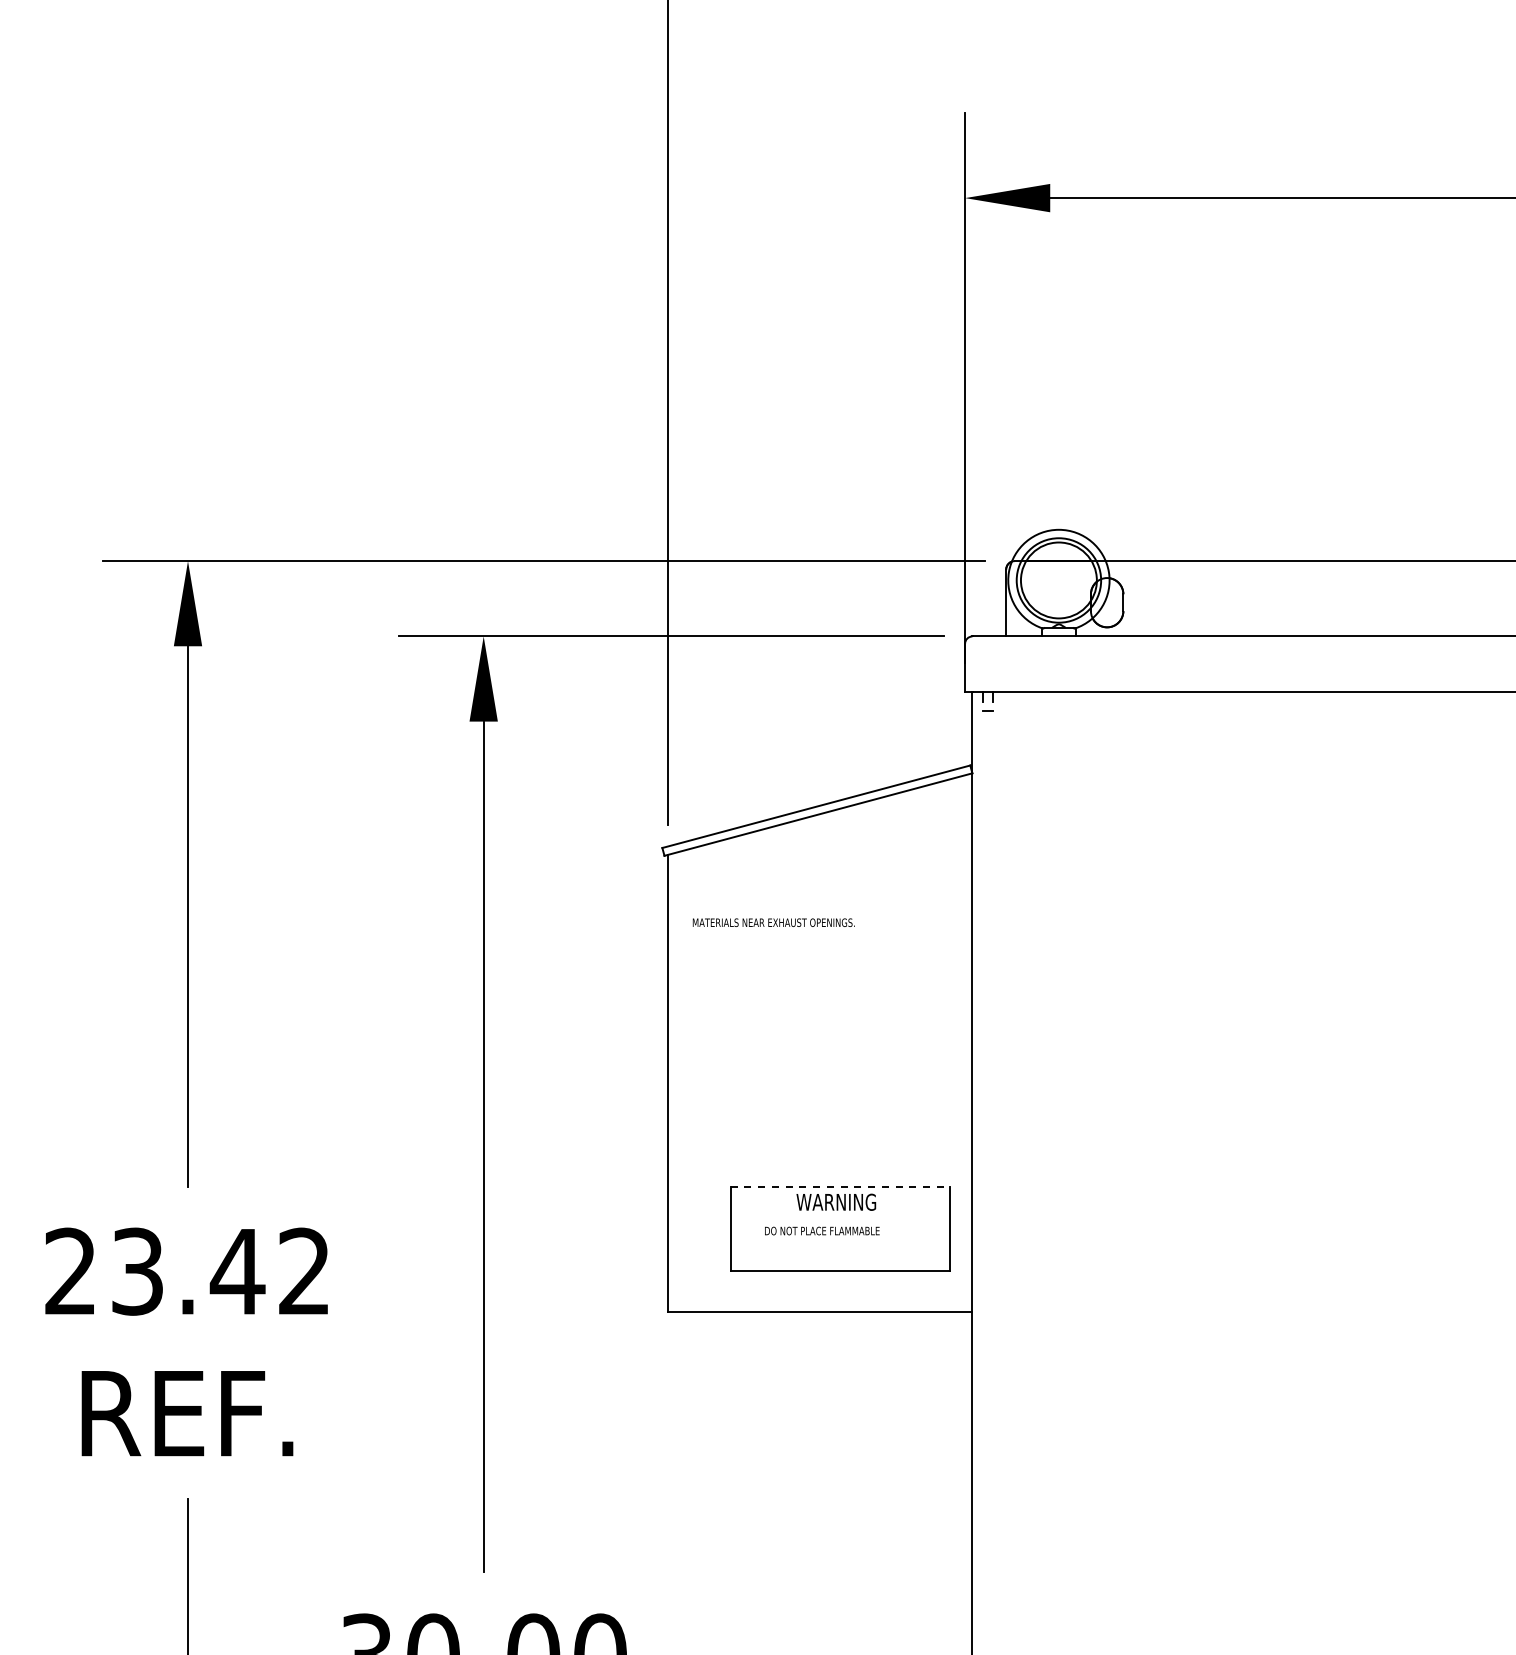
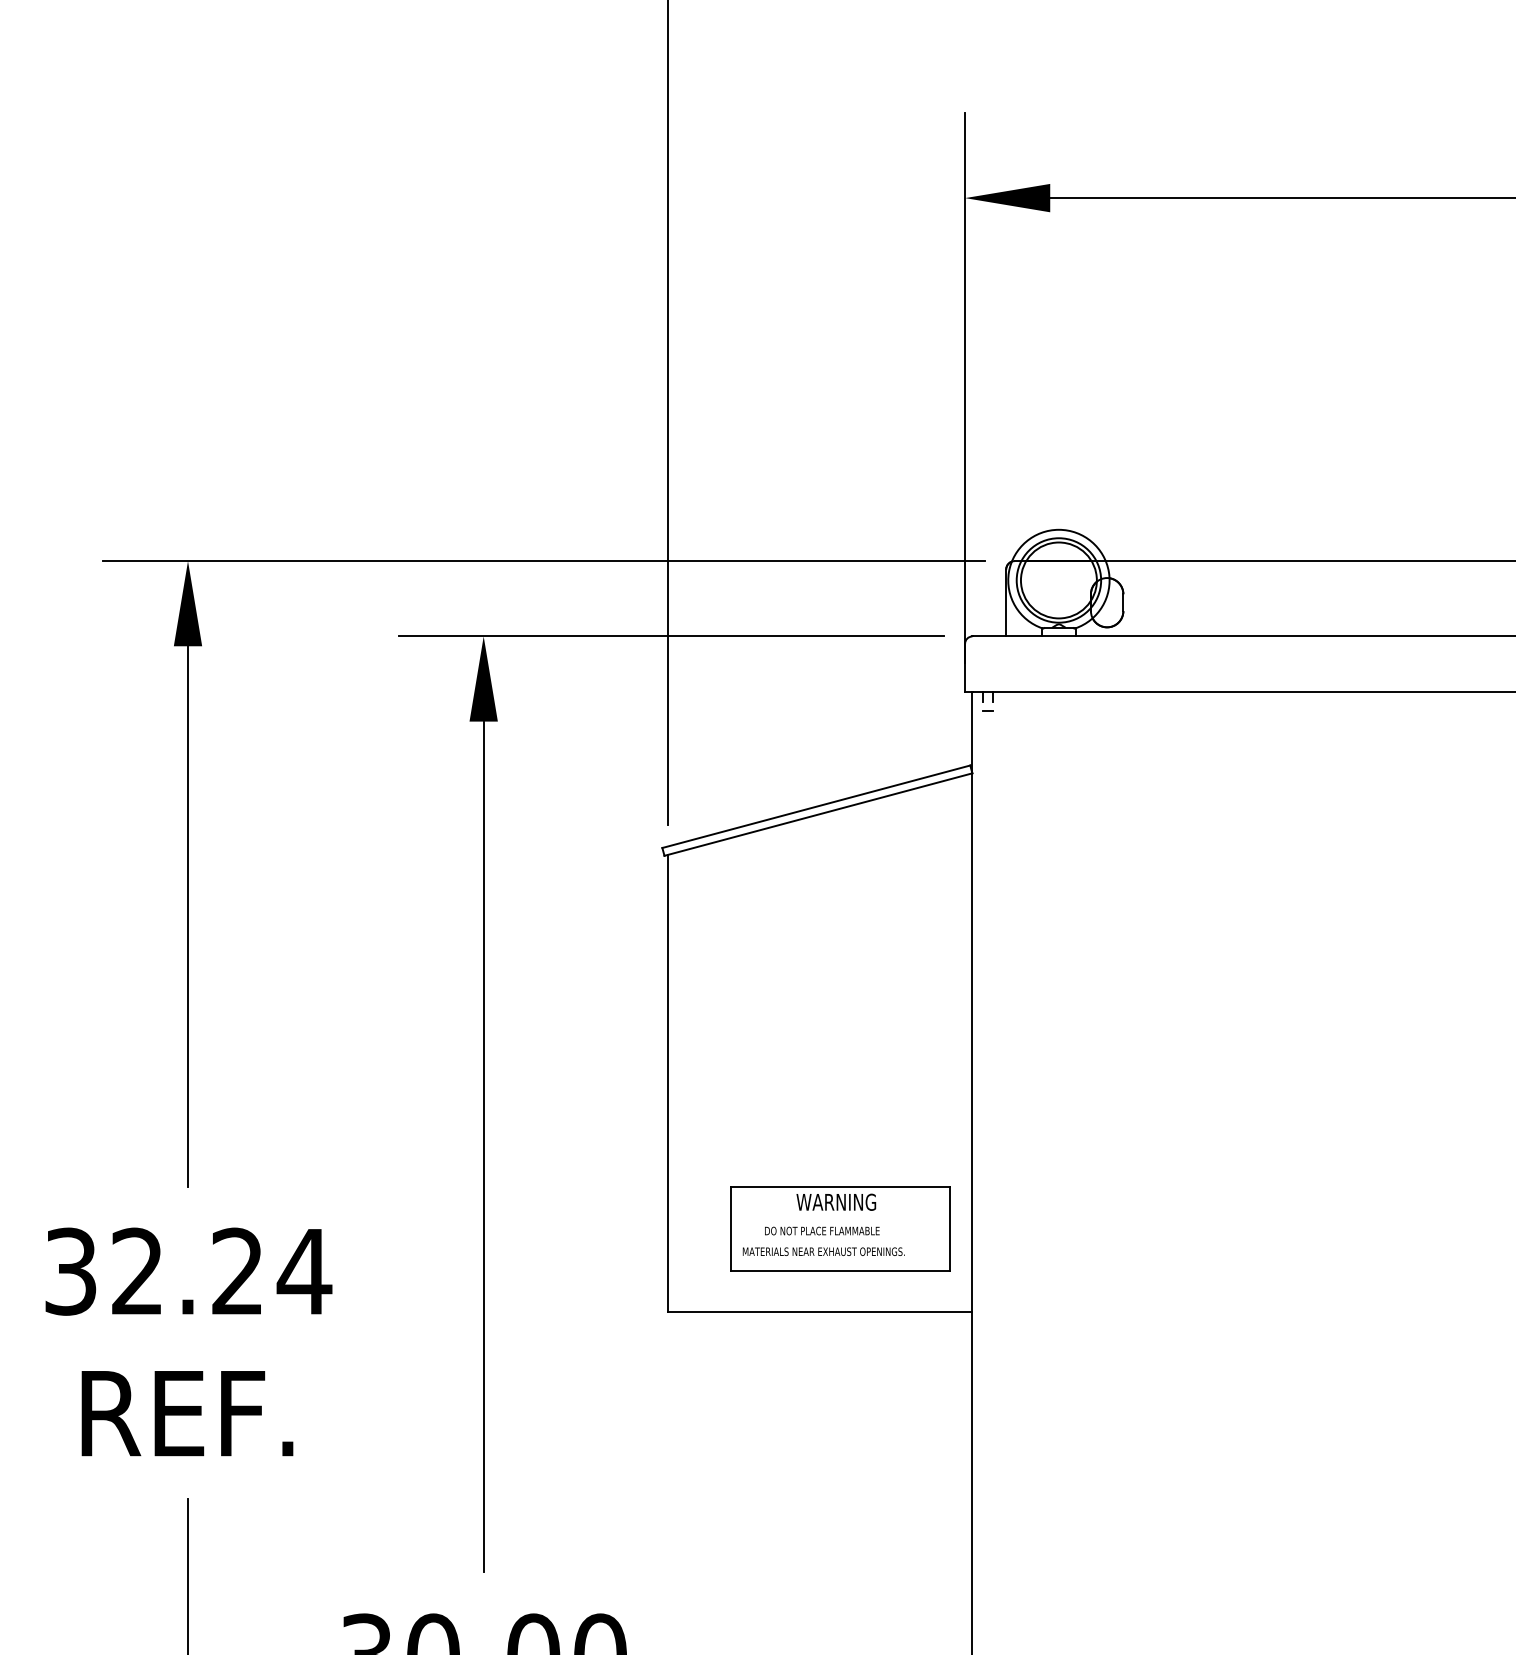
text position: (773, 922) -> (823, 1251) (823, 1251)
line: dashed -> solid (840, 1186)
text: 23.42 -> 32.24 (188, 1271)
